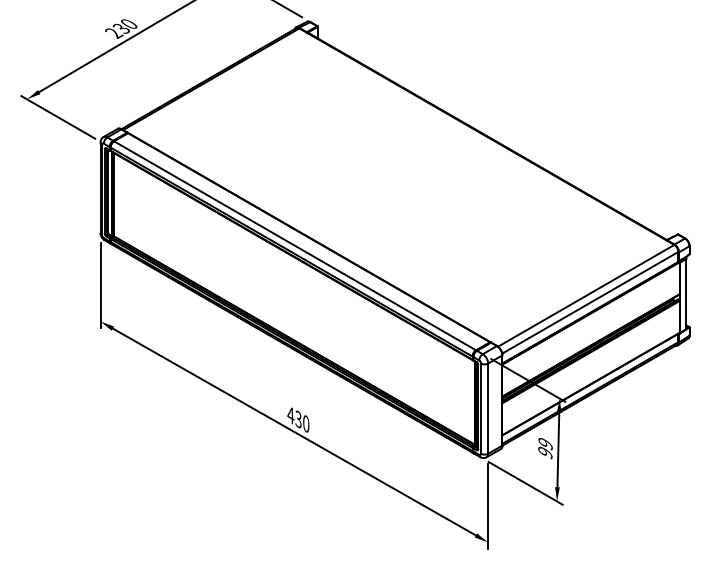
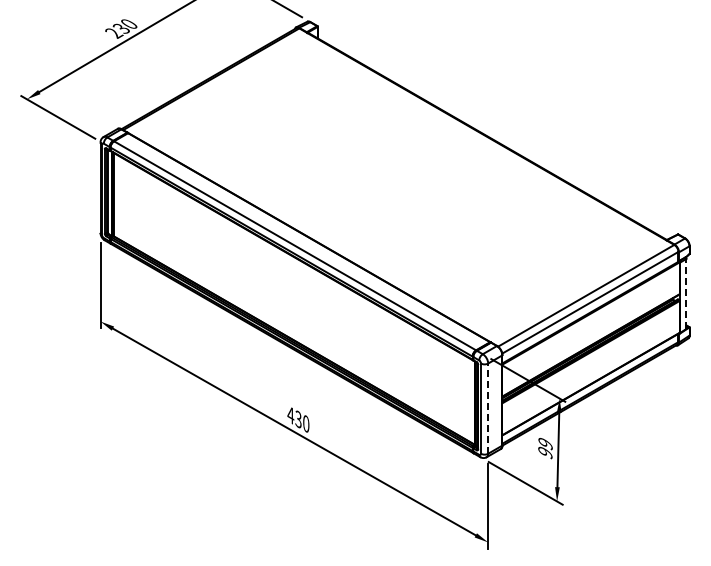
line: solid -> dashed (686, 293)
line: solid -> dashed (488, 408)
